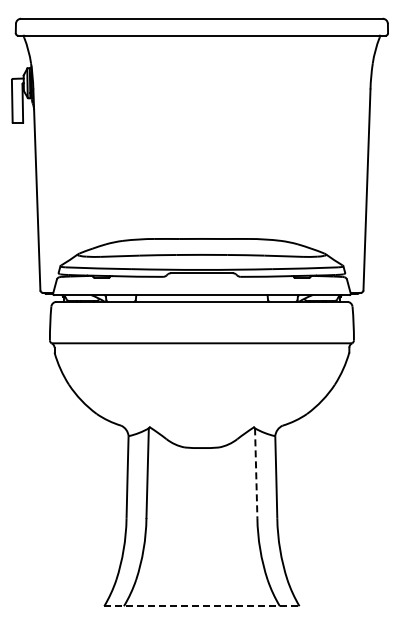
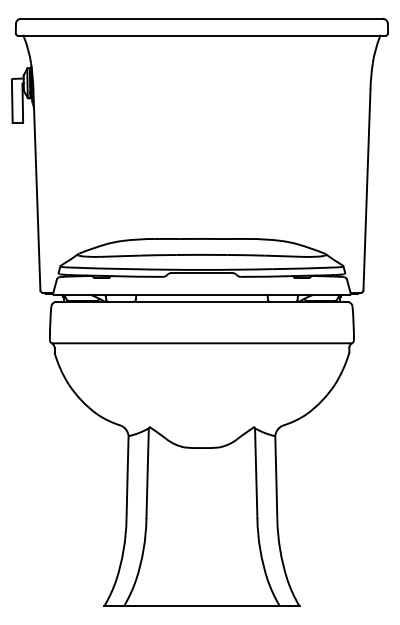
line: dashed -> solid (256, 473)
line: dashed -> solid (201, 606)
